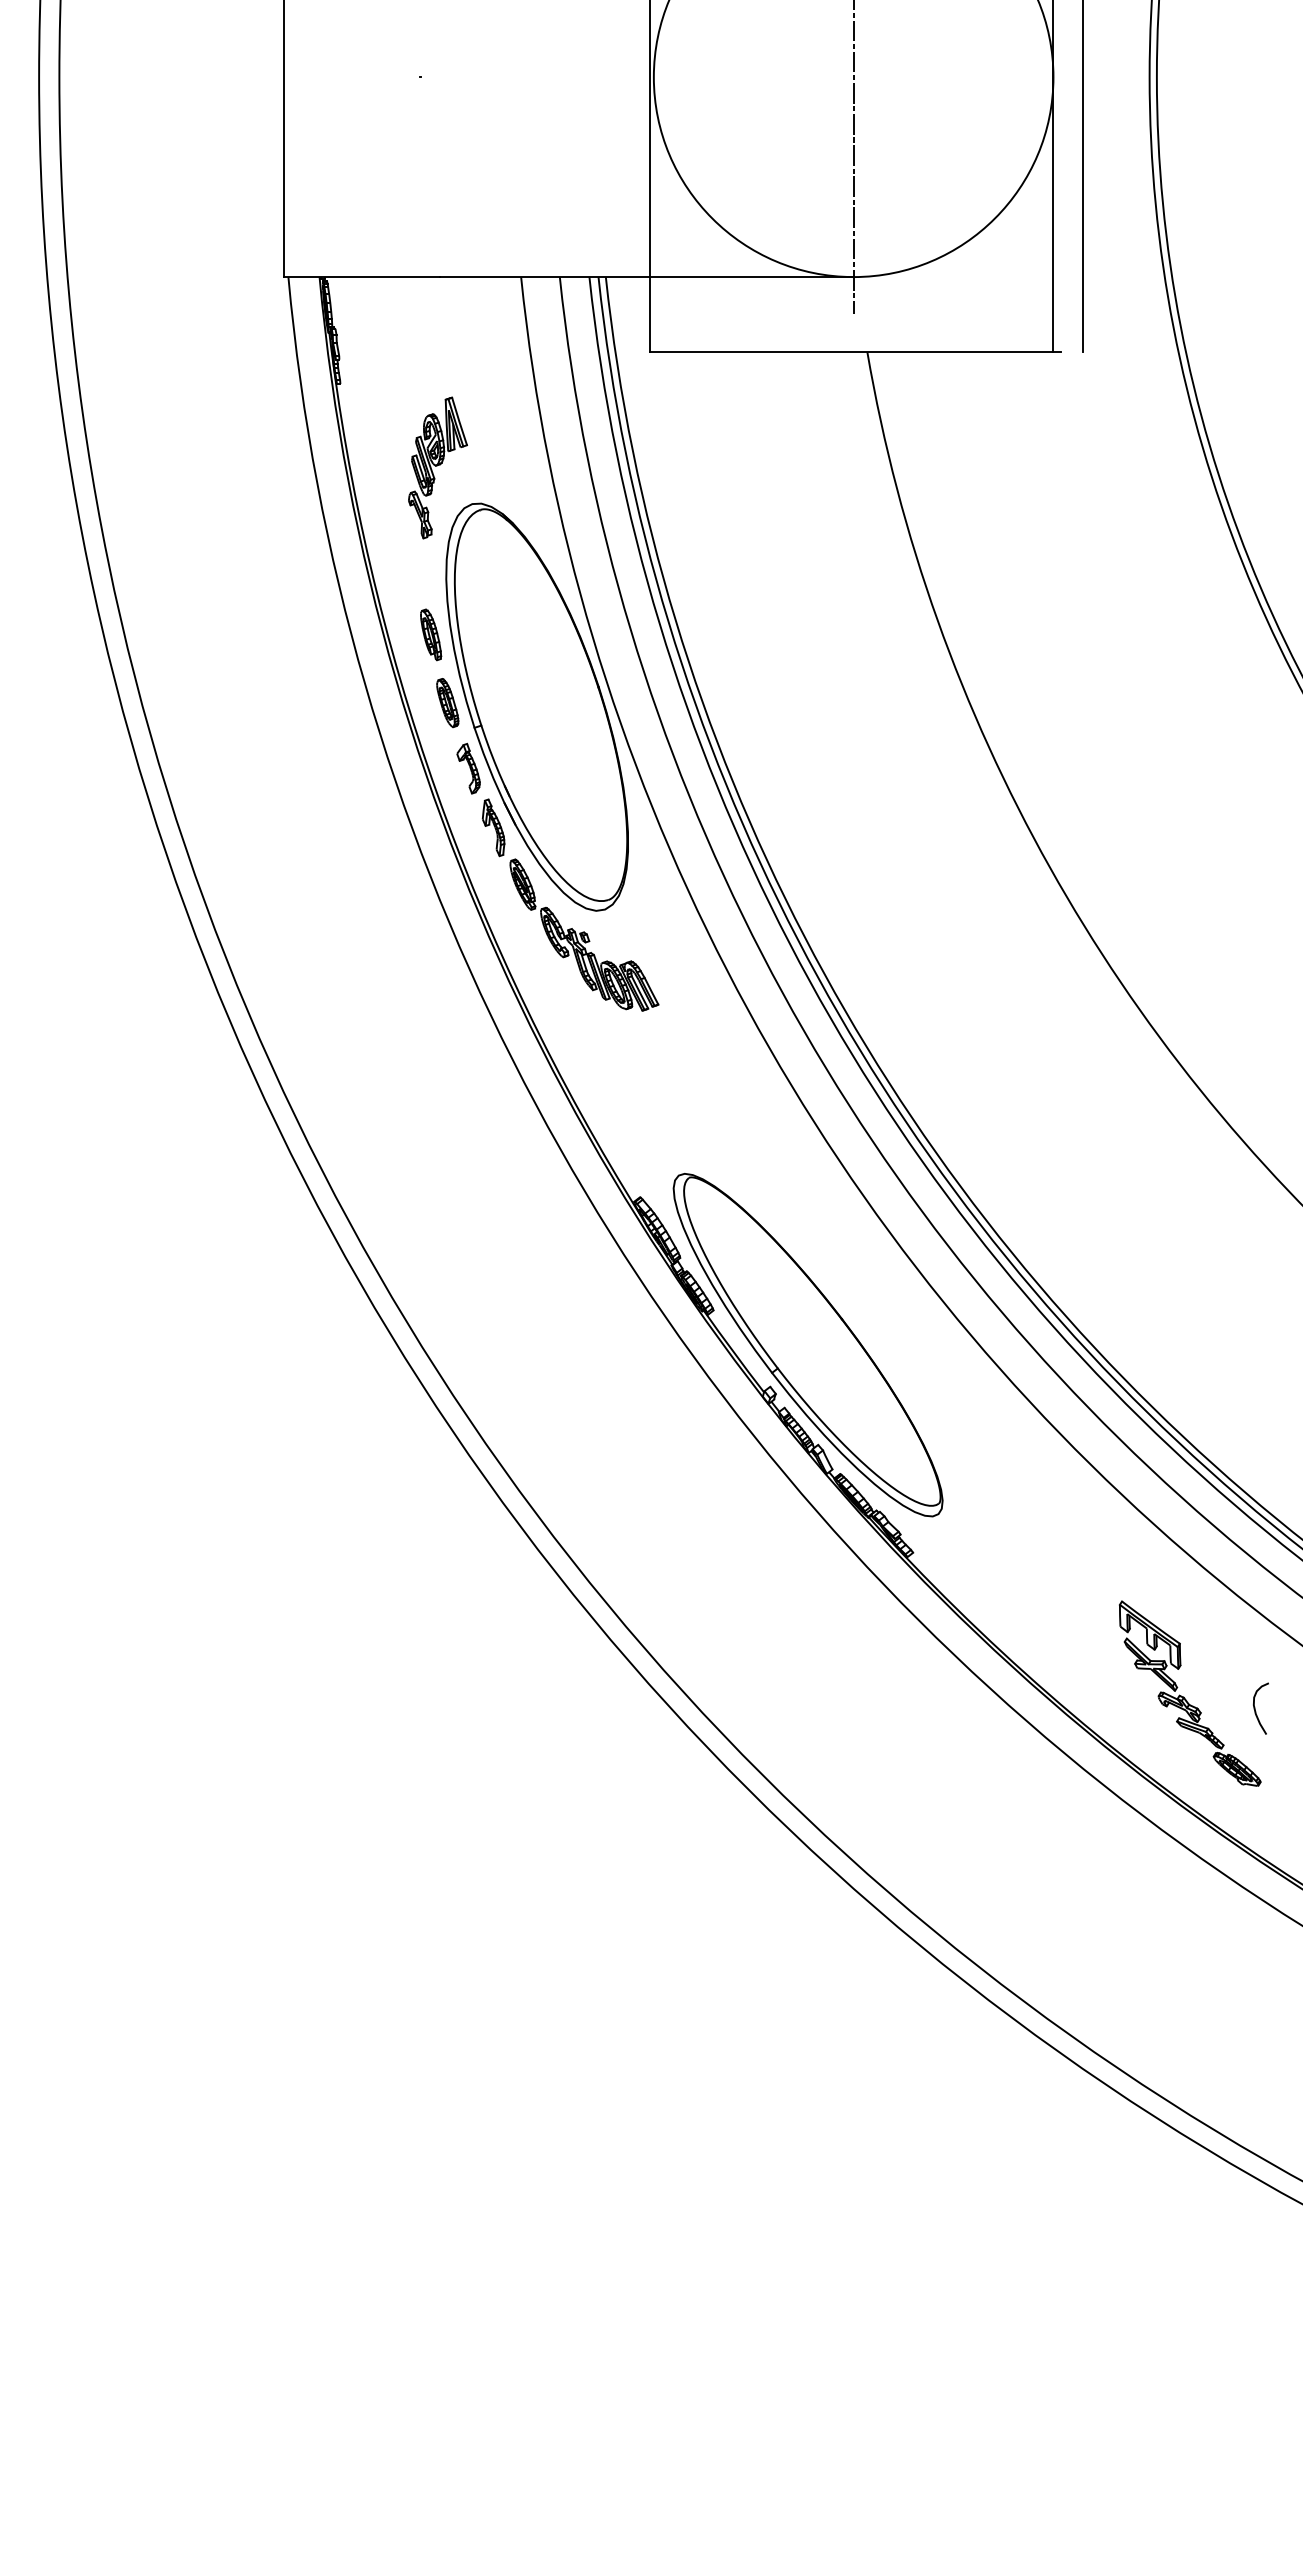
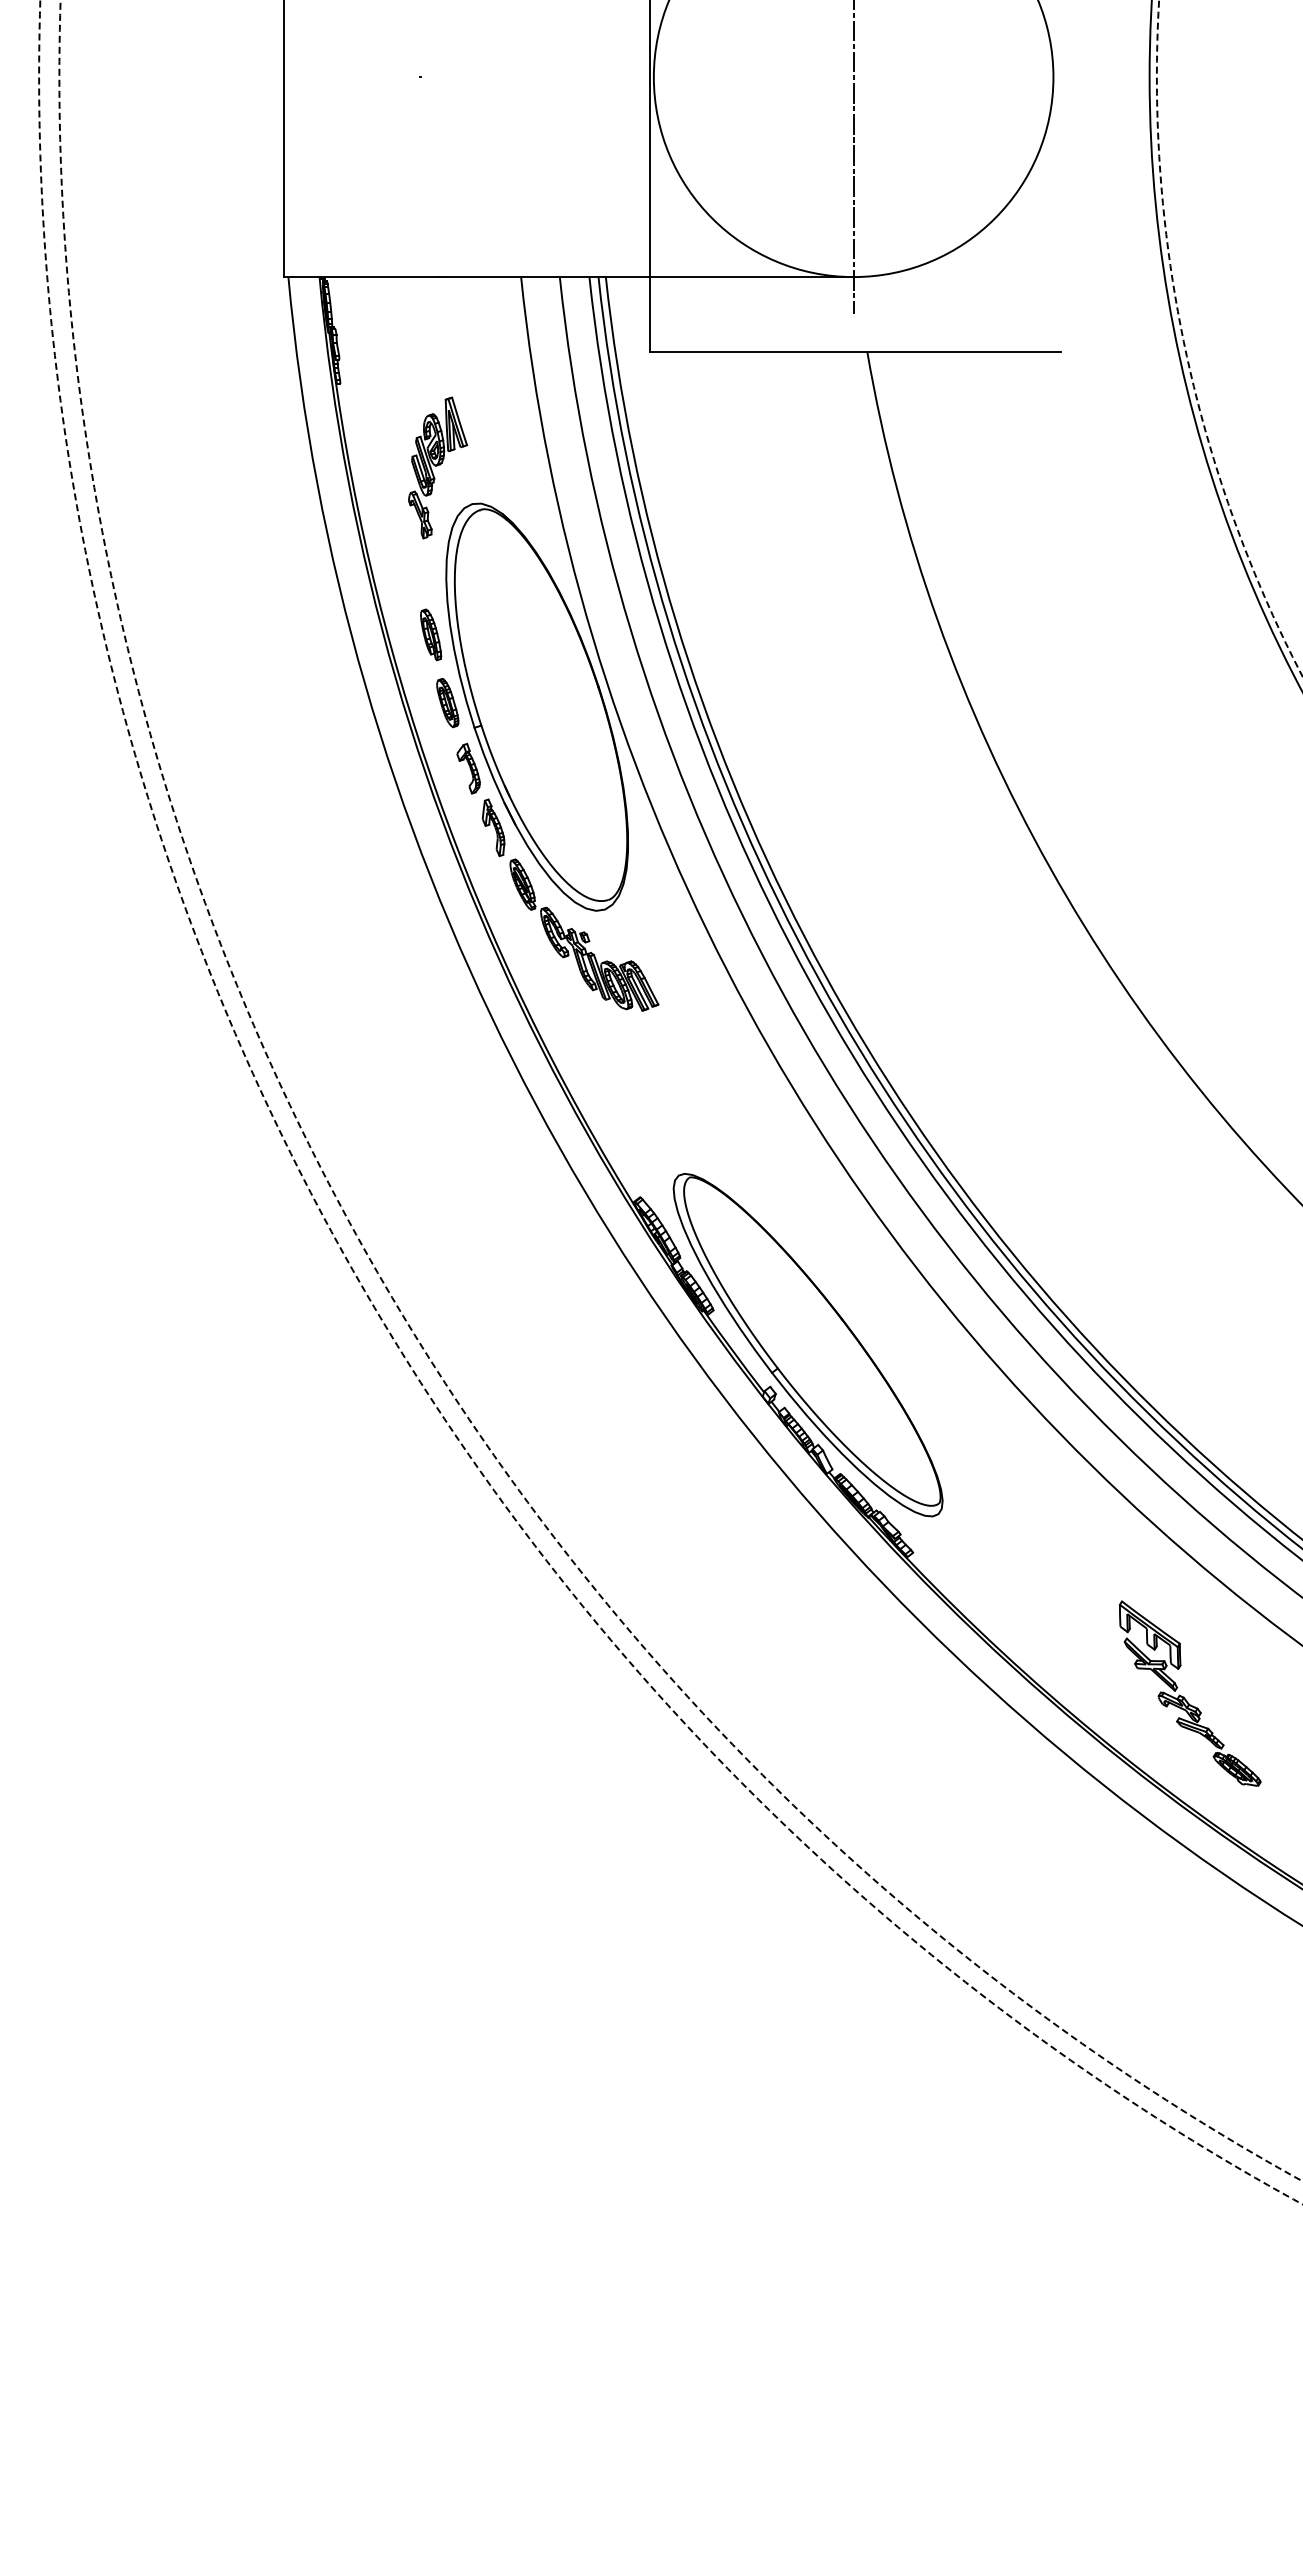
line: present -> none (1053, 177)
line: present -> none (1082, 177)
arc: solid -> dashed (1185, 349)
circle: solid -> dashed (680, 1090)
circle: solid -> dashed (670, 1102)
curve: present -> none (1255, 1708)
